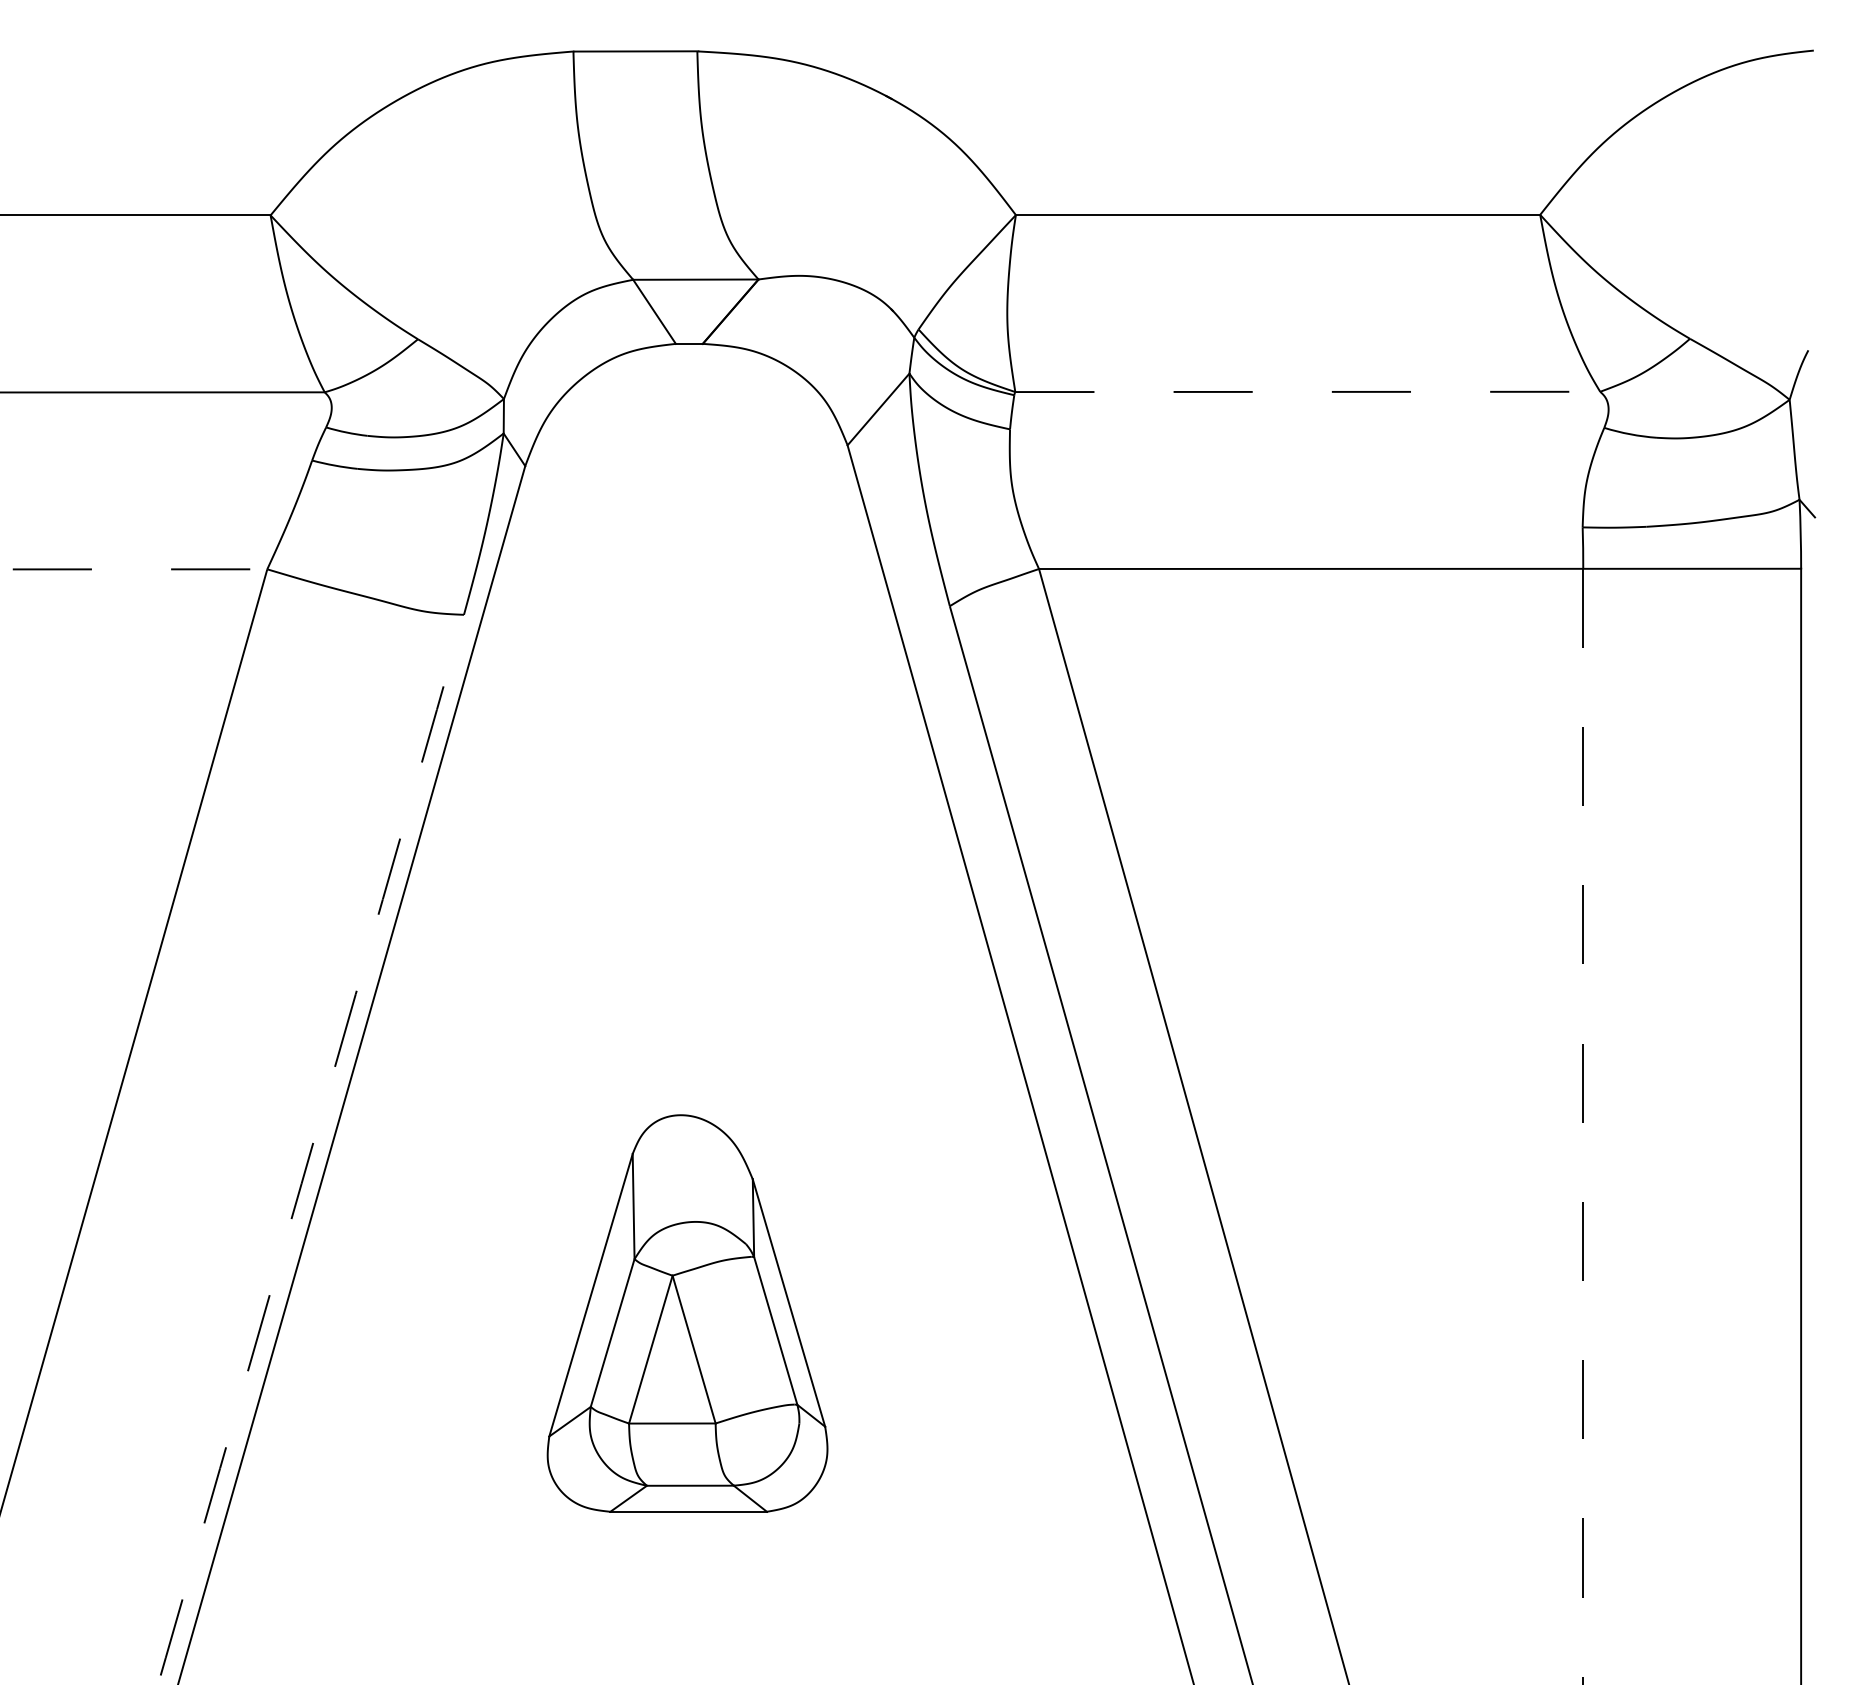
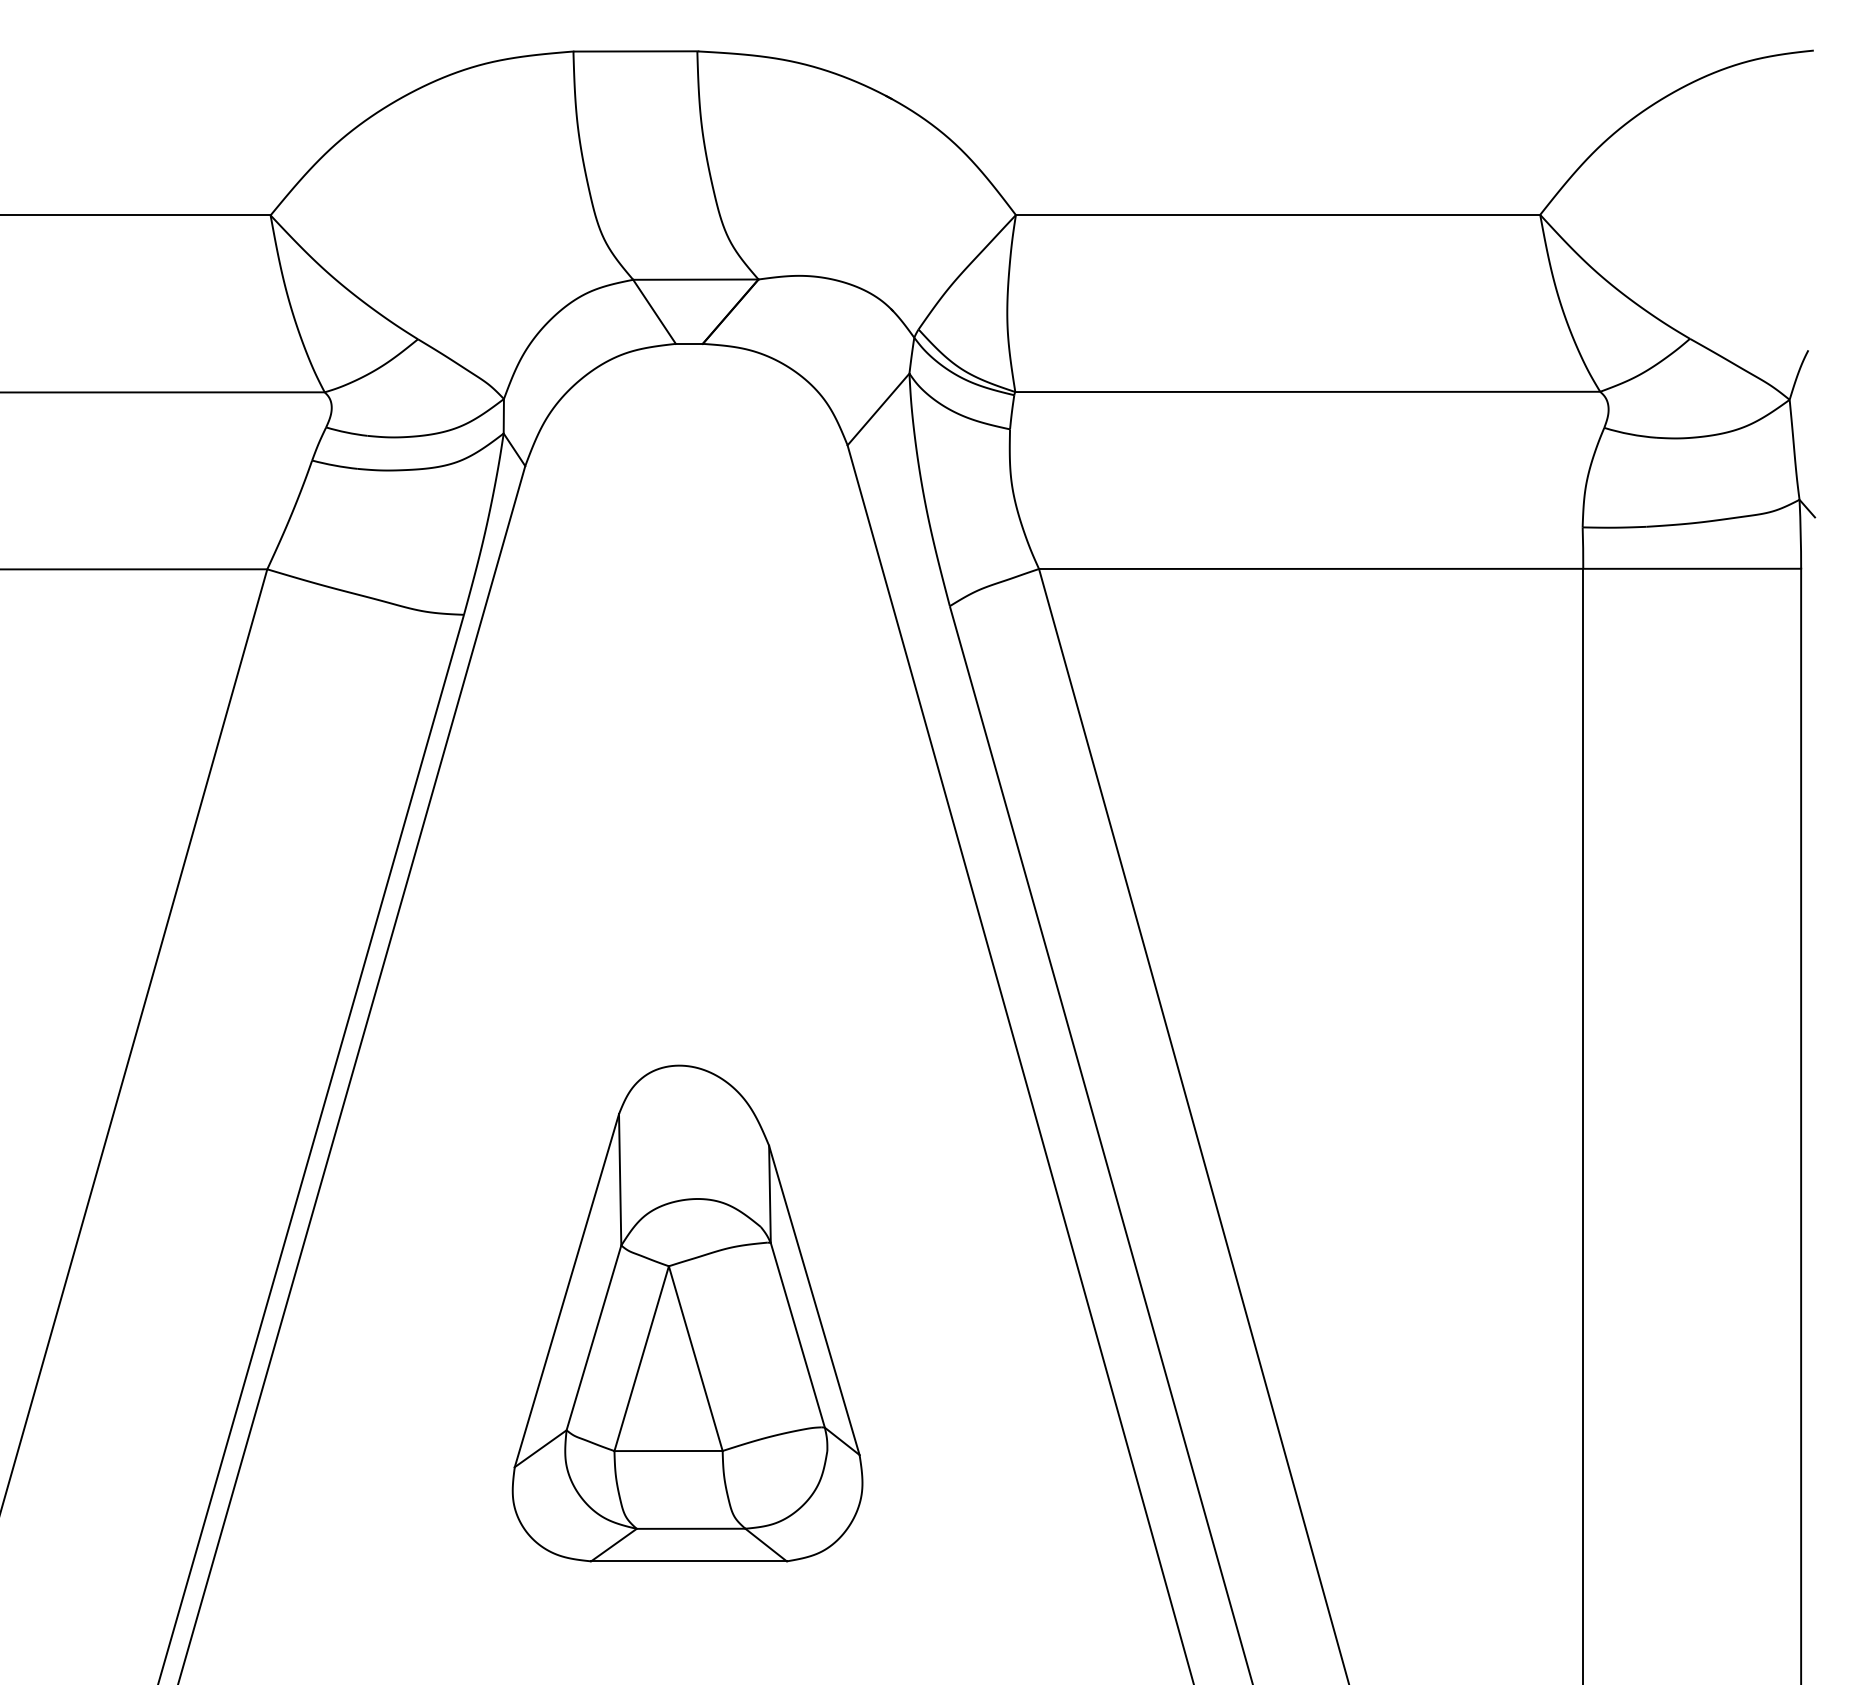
line: dashed -> solid (1308, 391)
line: dashed -> solid (134, 569)
line: dashed -> solid (1583, 1126)
arc: dashed -> solid (311, 1149)
part size: 283x399 px -> 353x499 px (687, 1313)
